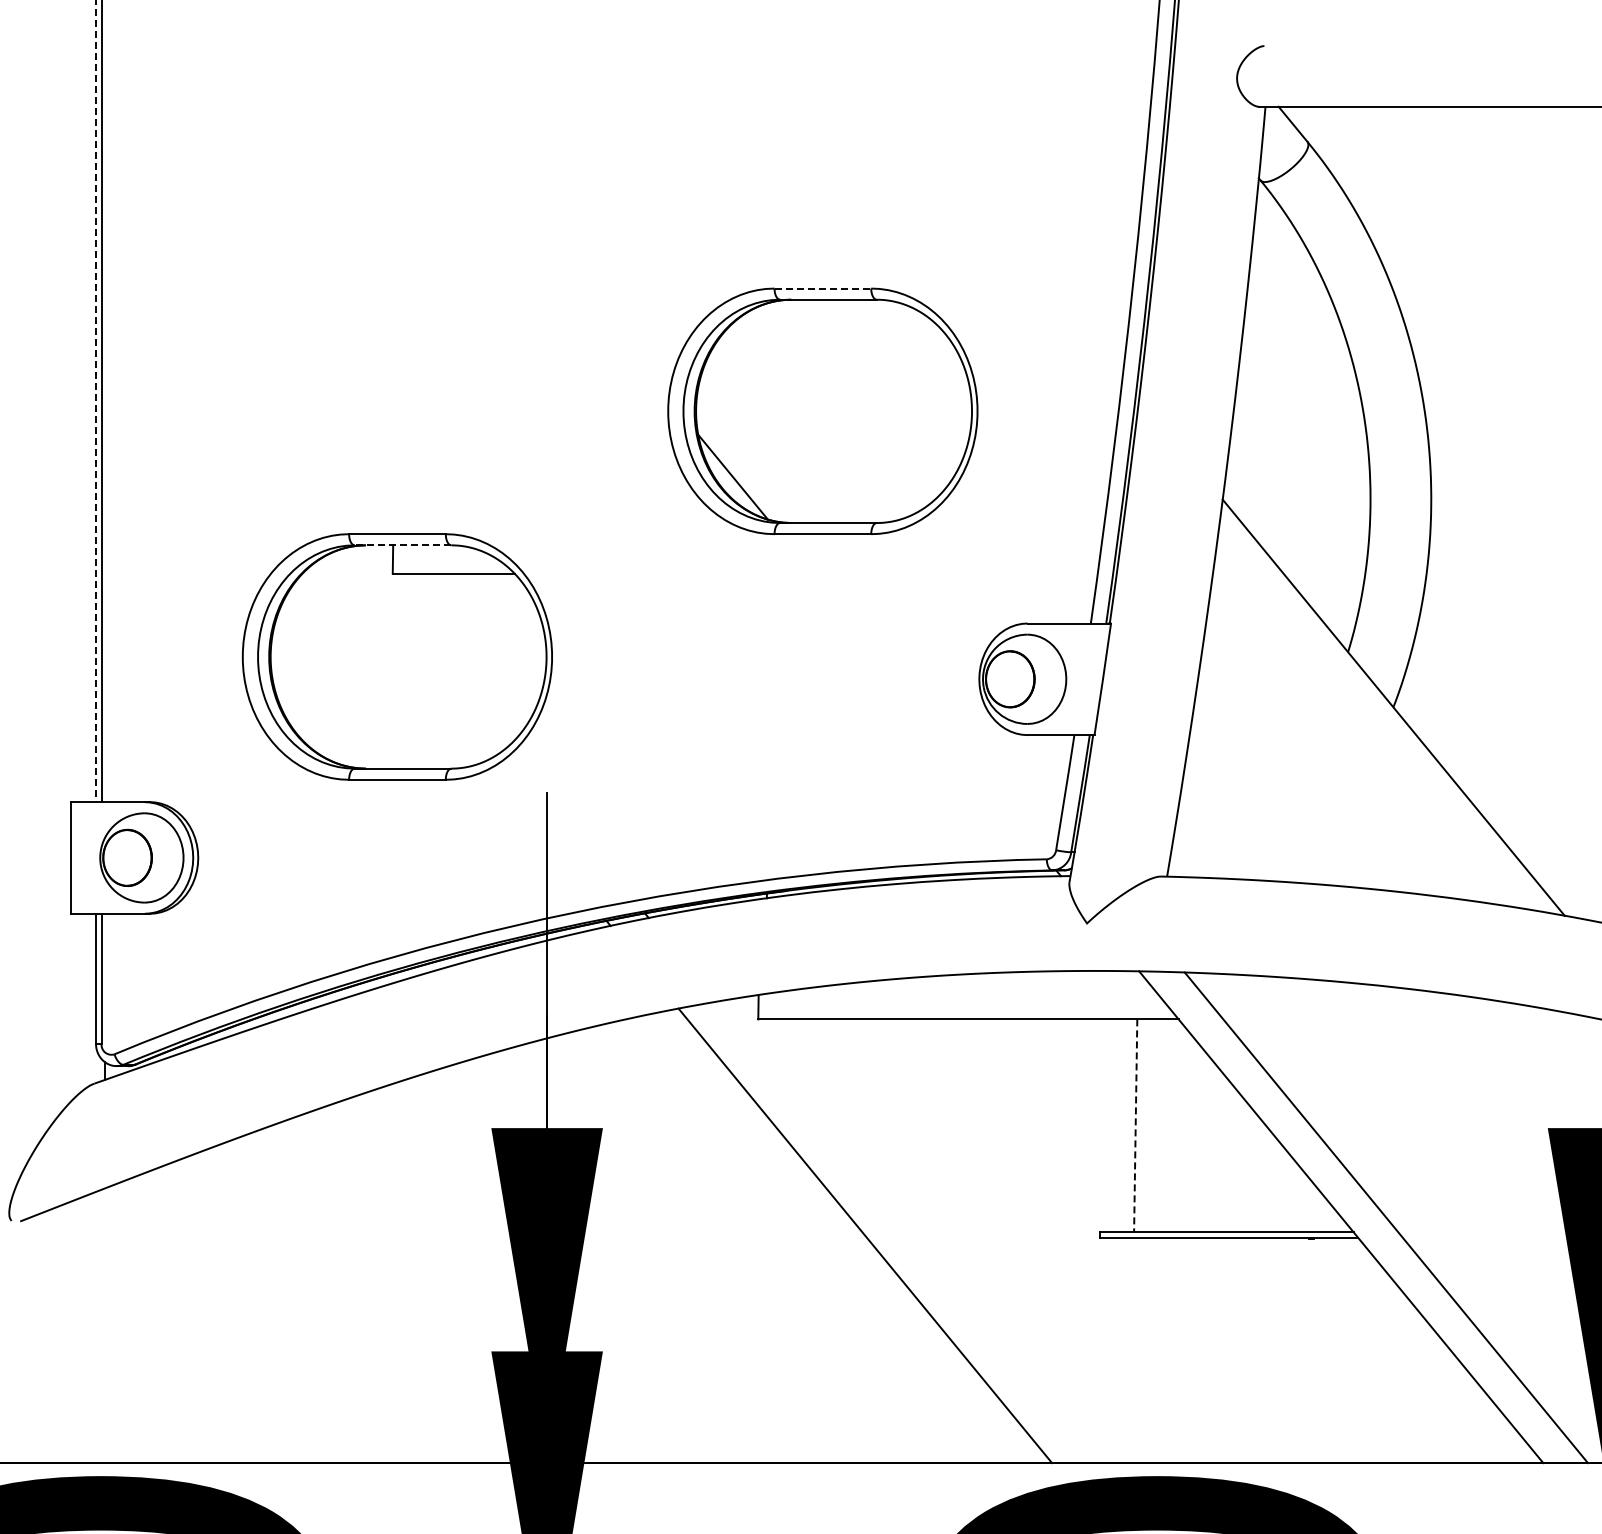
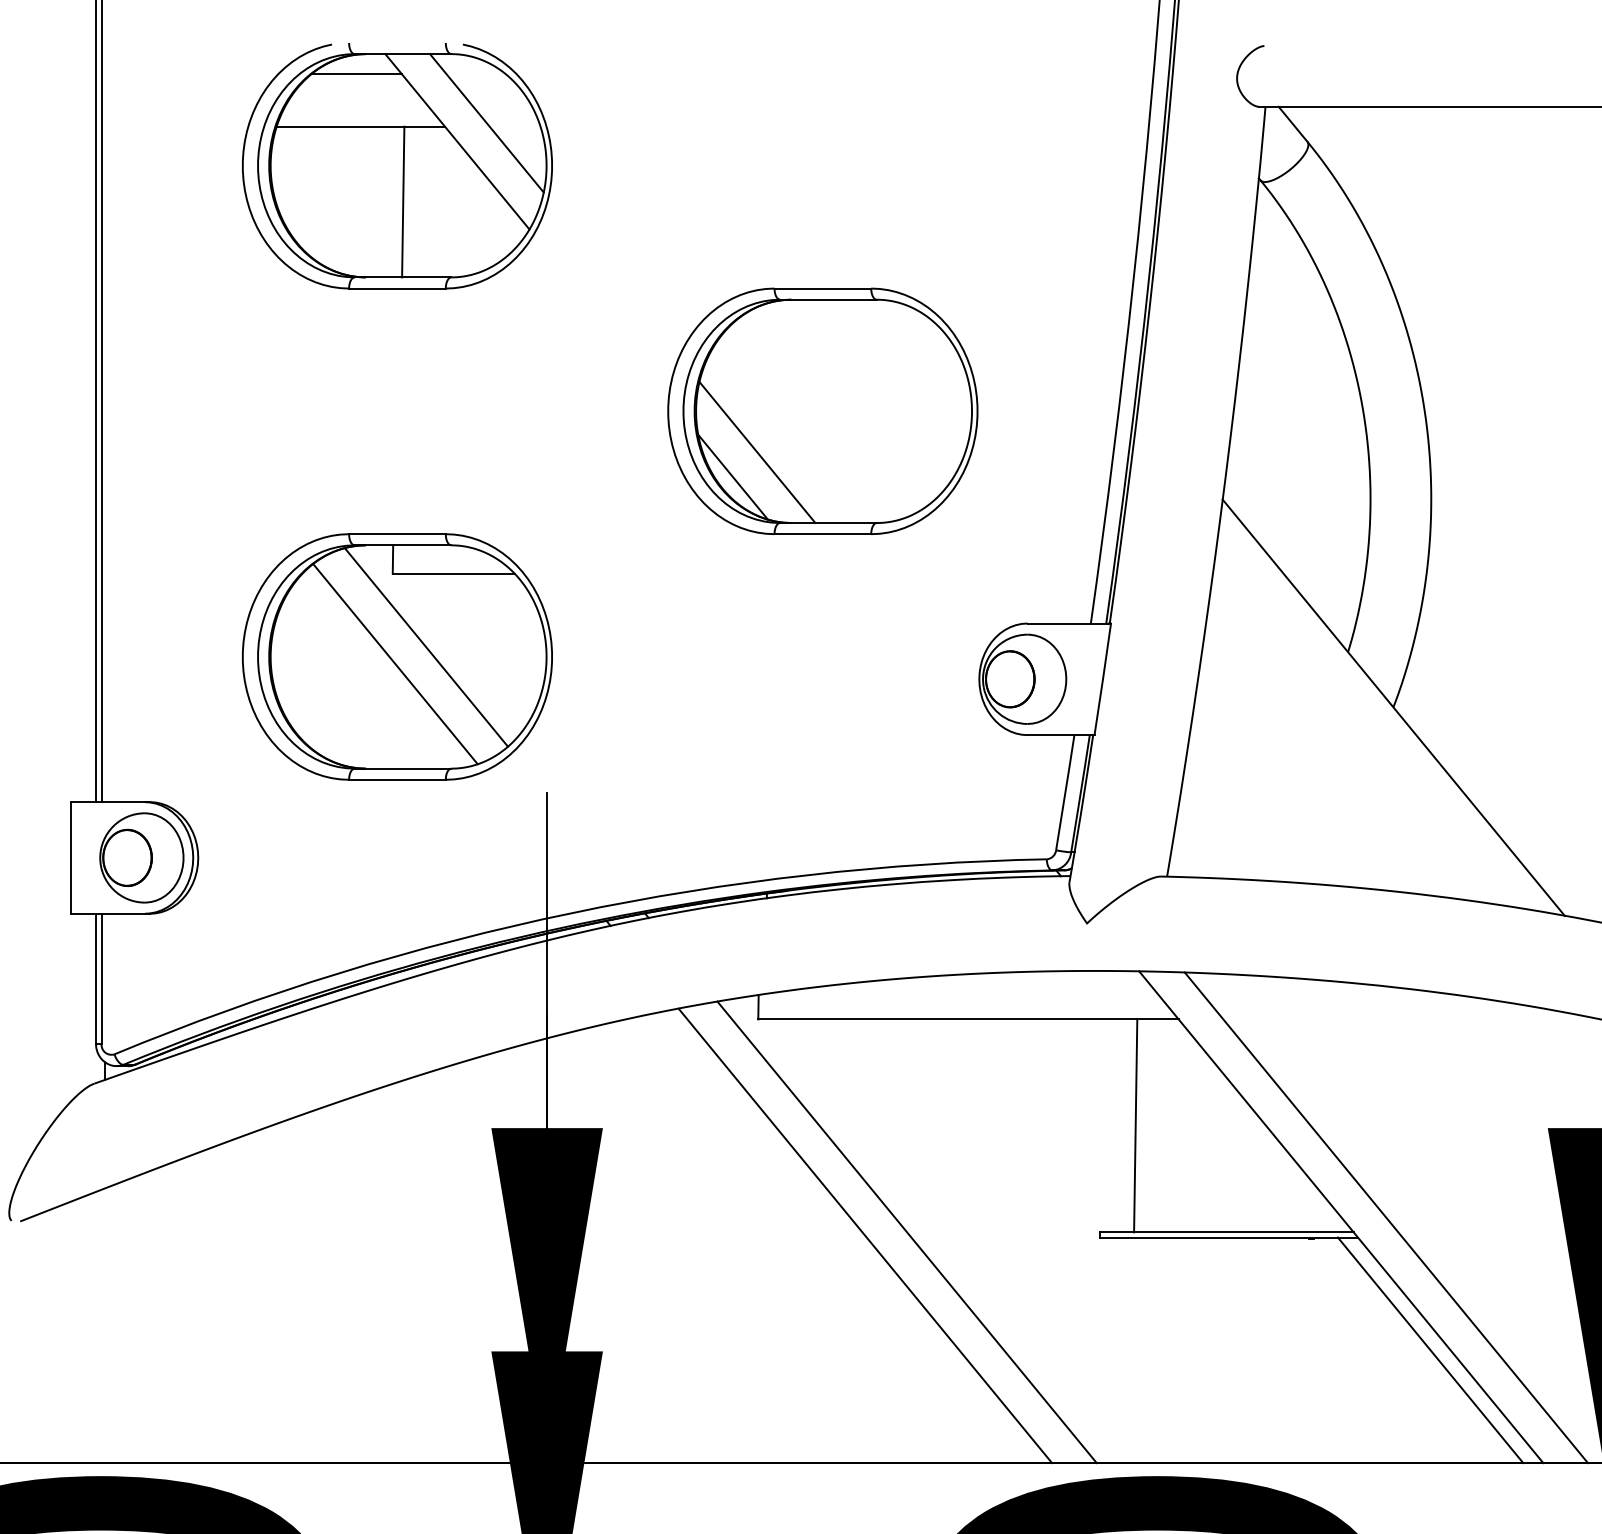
part: none -> present (397, 166)
line: dashed -> solid (823, 288)
line: dashed -> solid (96, 401)
line: none -> present (757, 452)
line: dashed -> solid (402, 545)
line: none -> present (425, 647)
line: none -> present (395, 664)
line: dashed -> solid (1135, 1125)
line: none -> present (906, 1232)
line: none -> present (1430, 1350)
